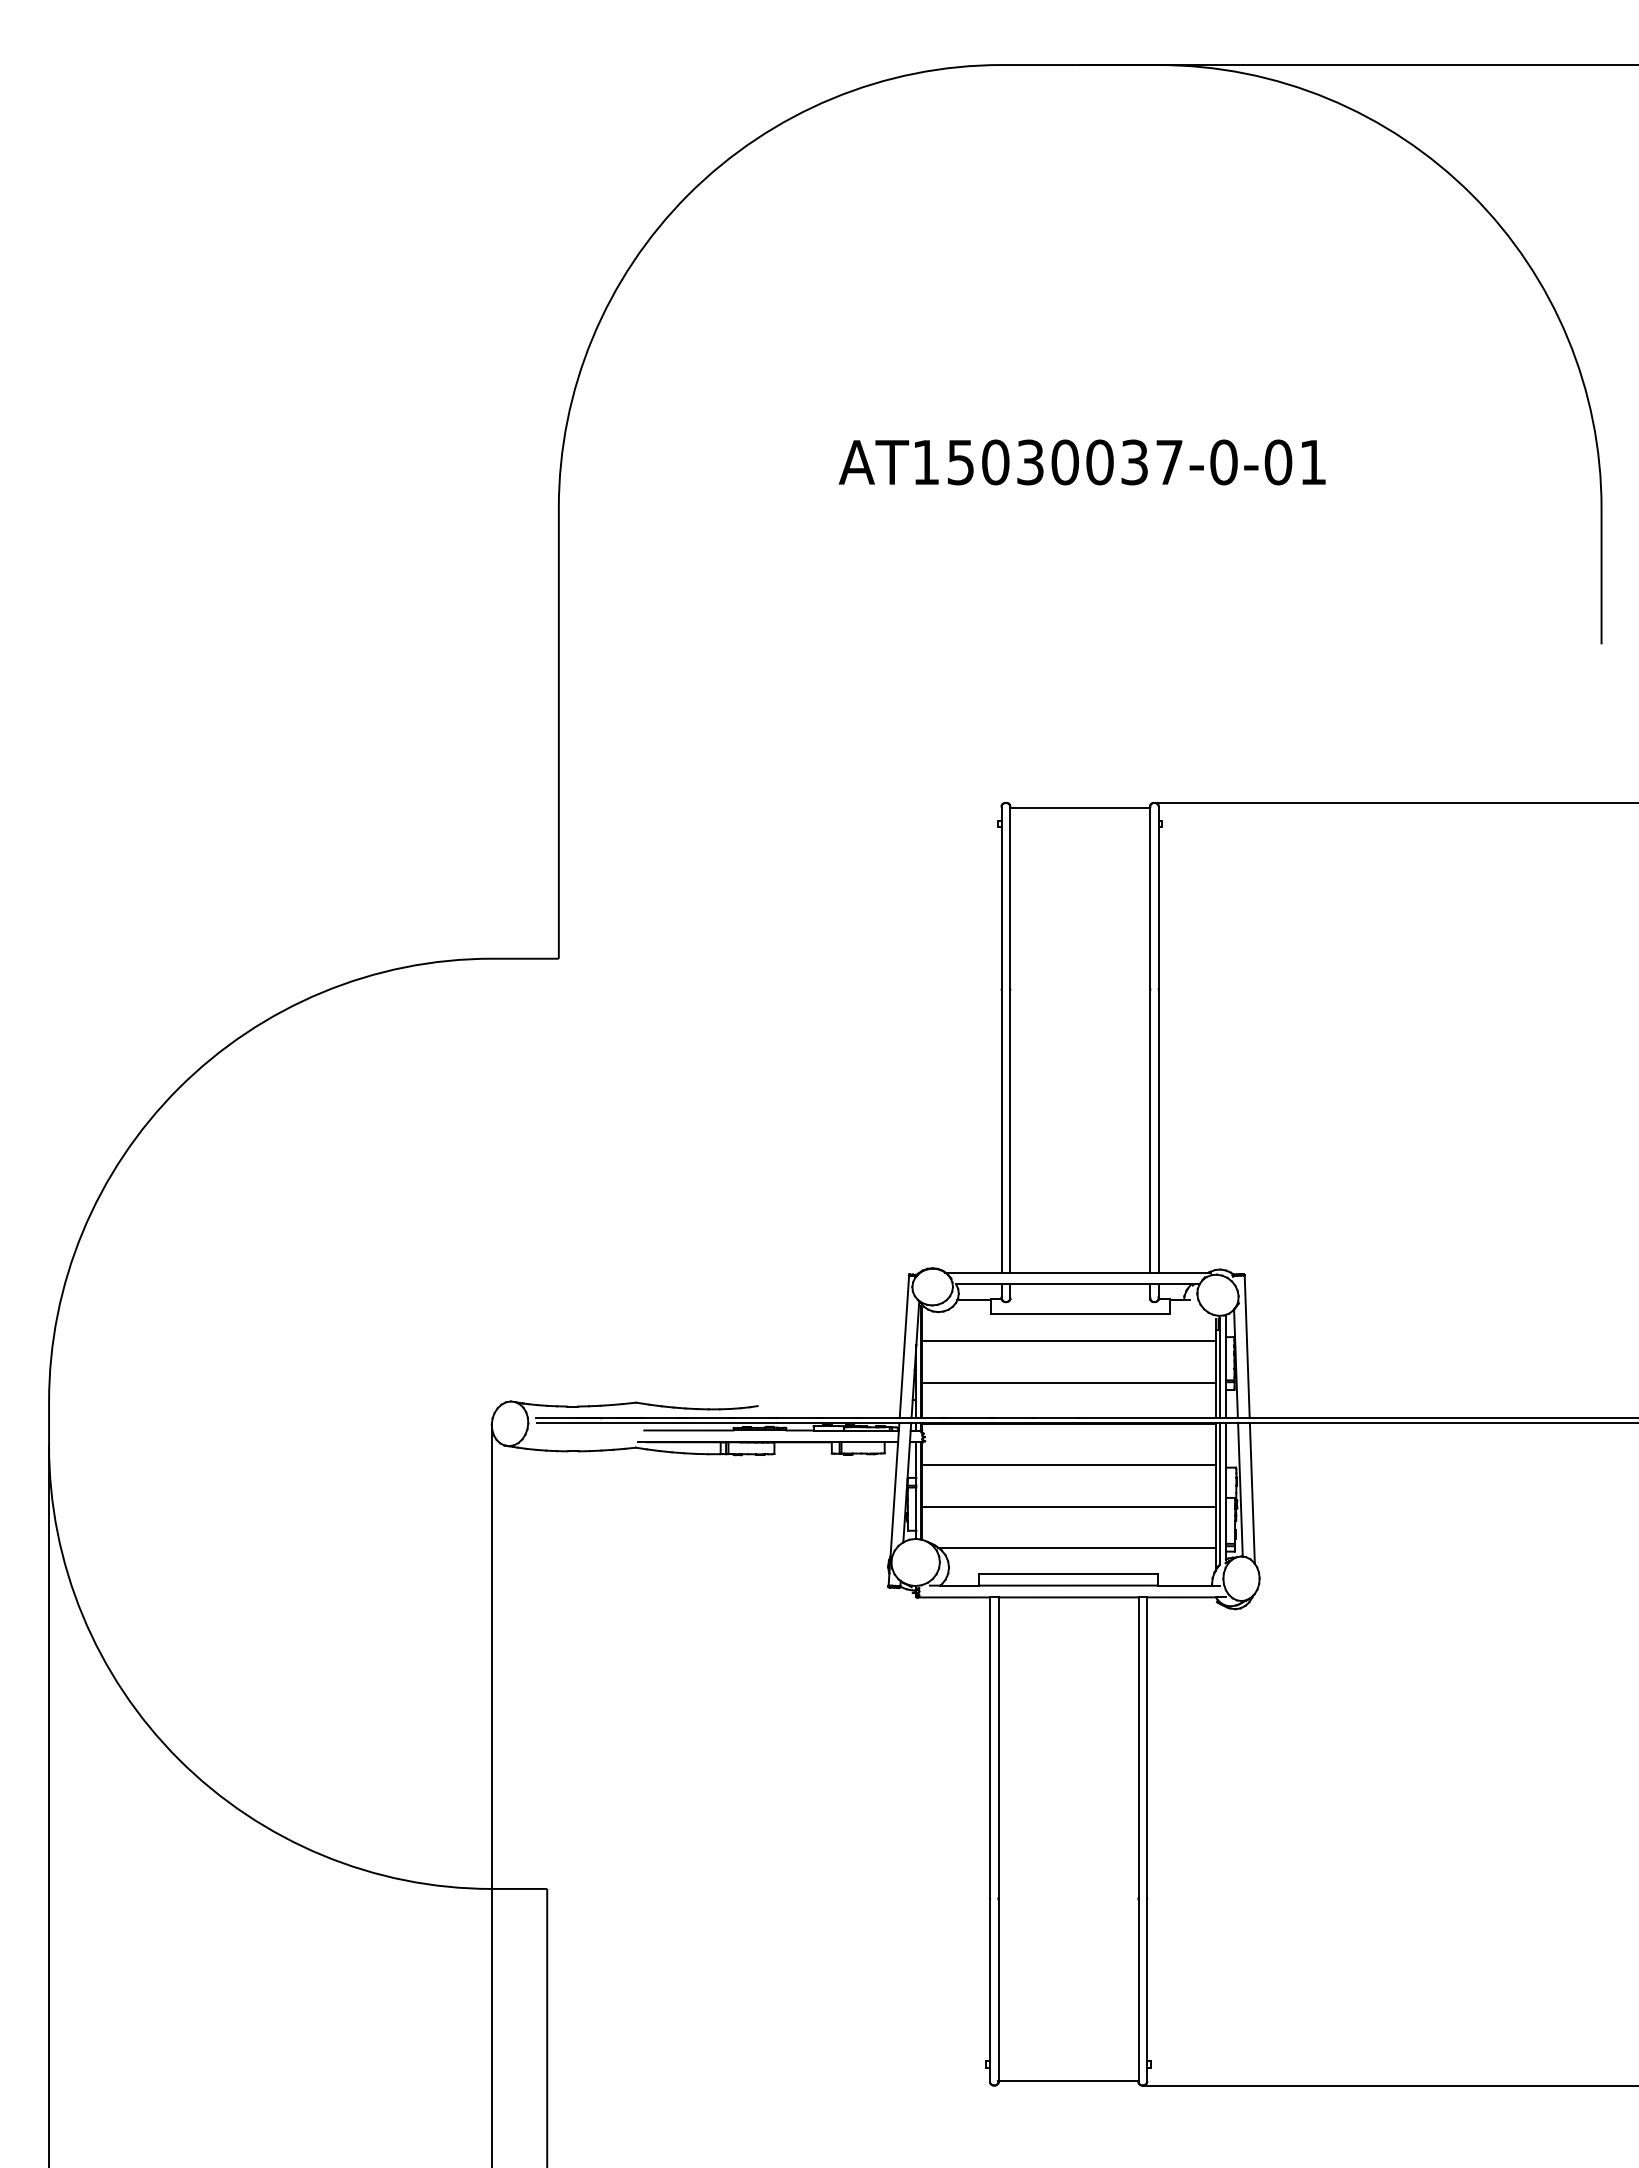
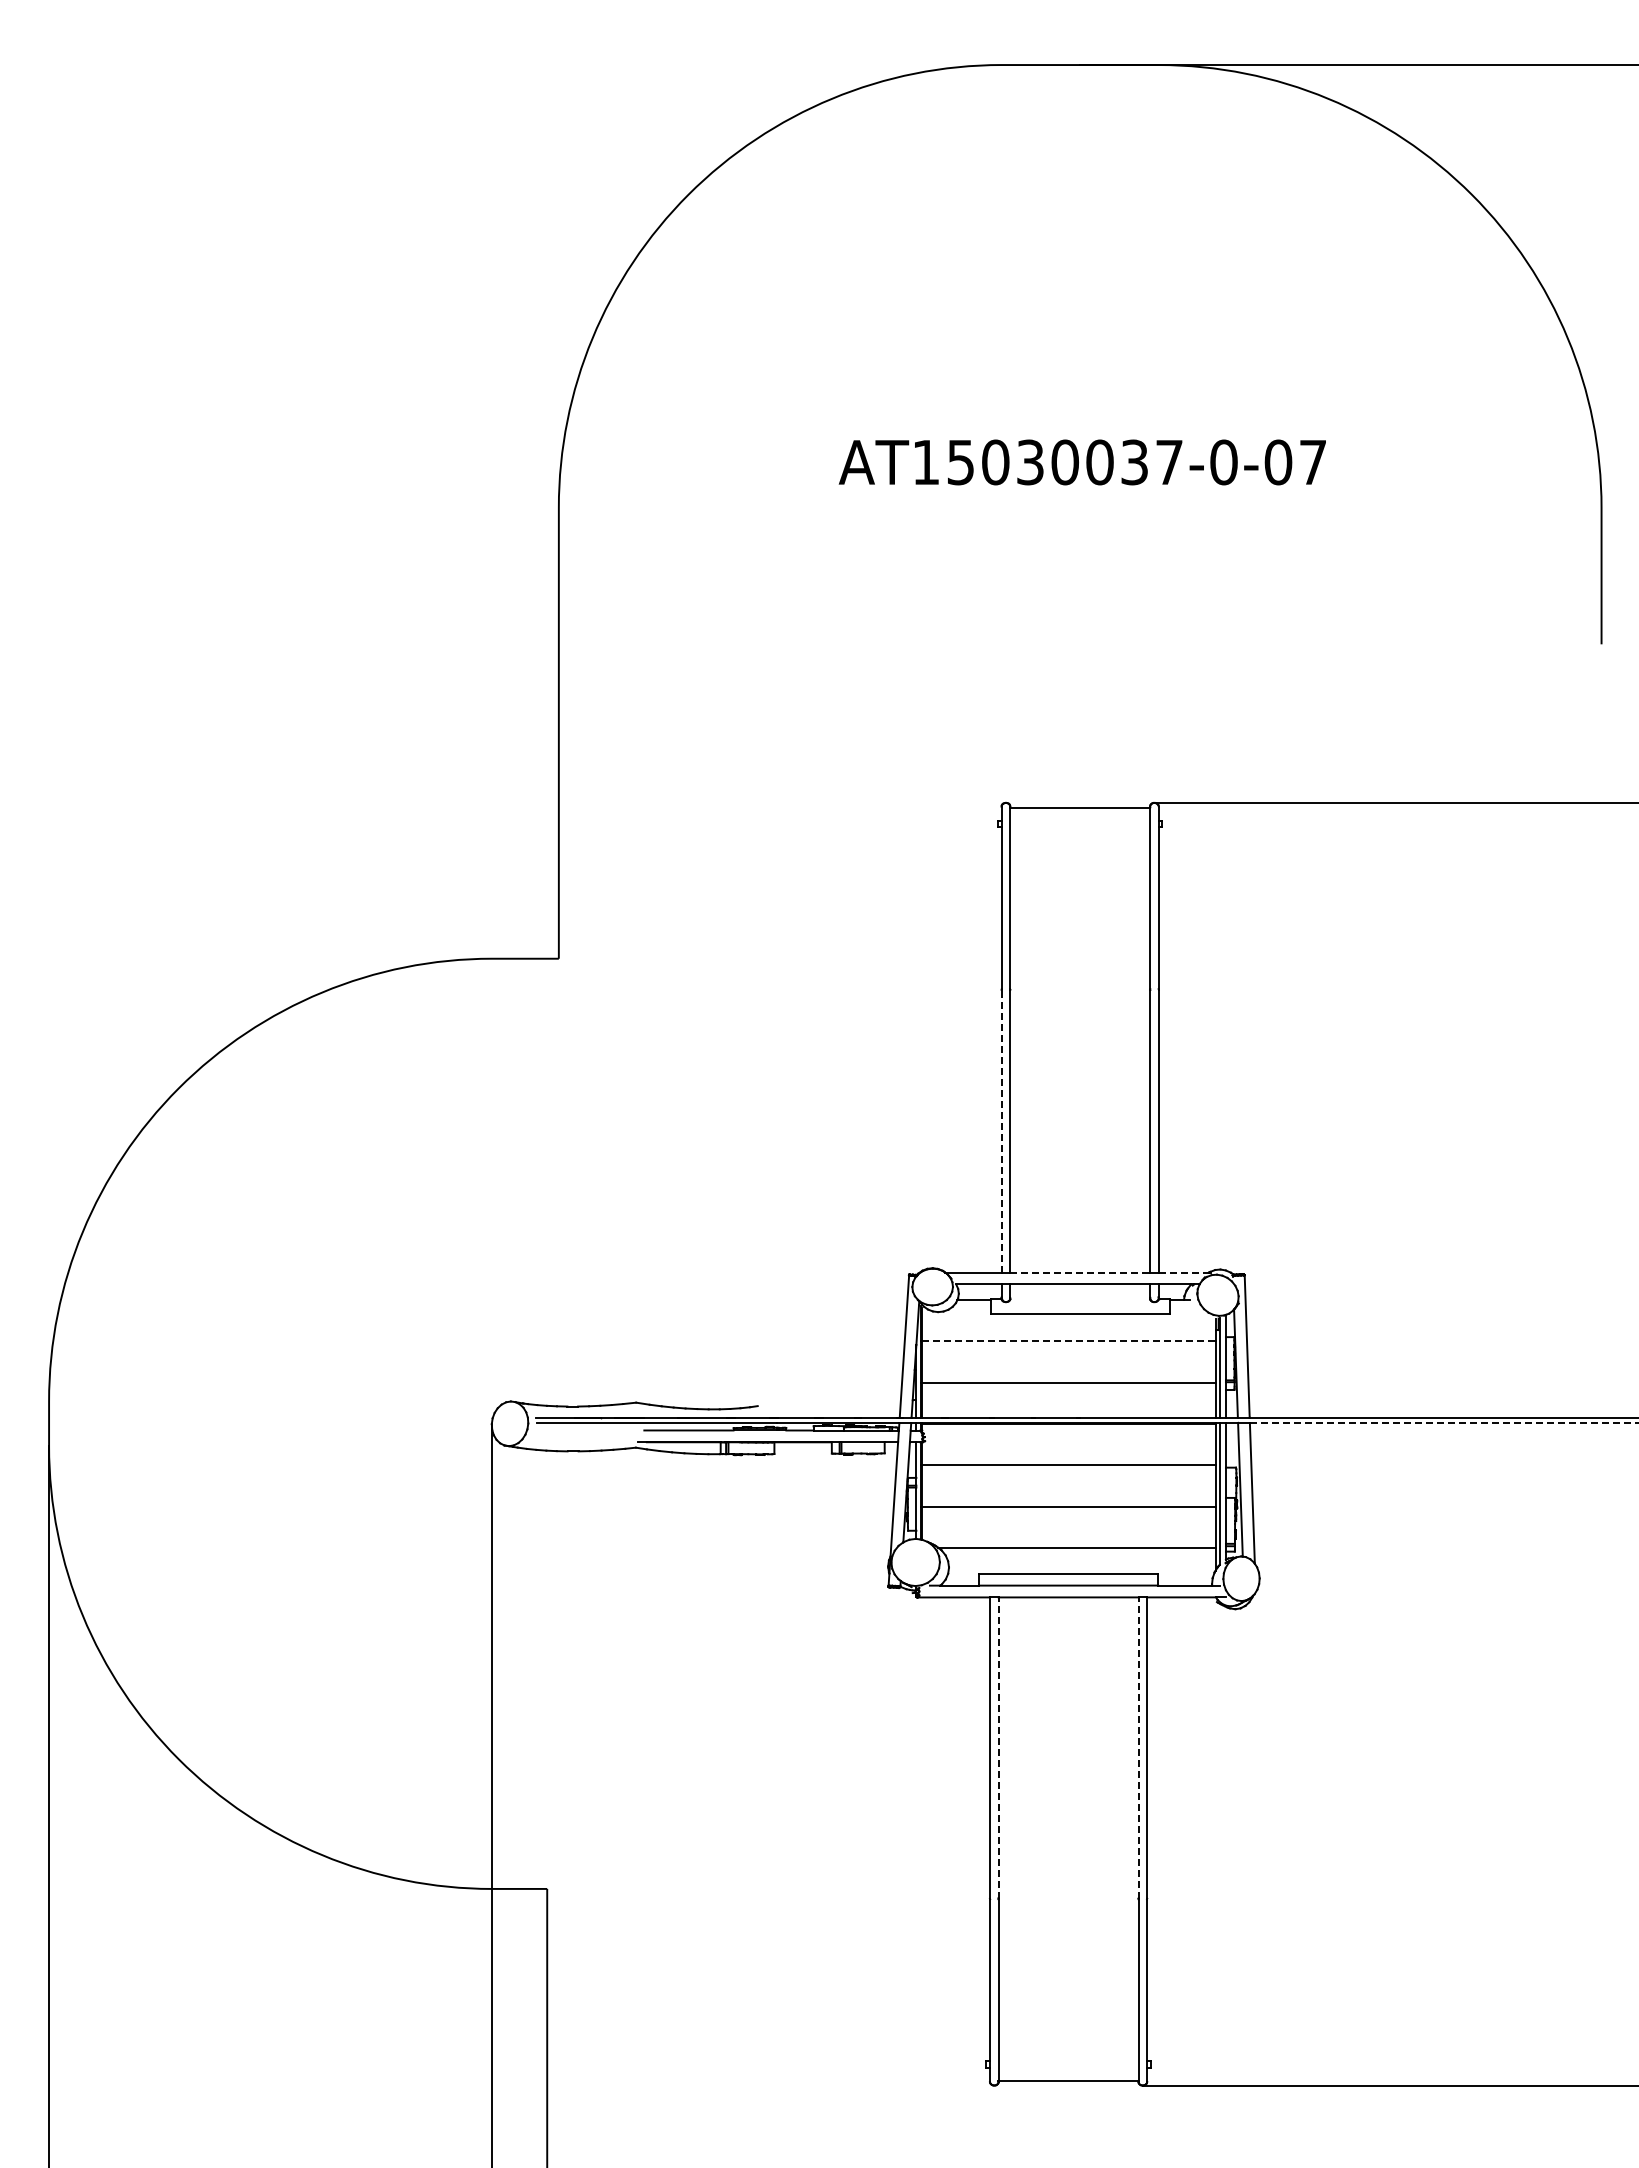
text: AT15030037-0-01 -> AT15030037-0-07 (1312, 462)
line: solid -> dashed (1001, 1130)
line: solid -> dashed (1080, 1272)
line: solid -> dashed (1184, 1272)
line: solid -> dashed (1068, 1341)
line: solid -> dashed (1444, 1422)
line: solid -> dashed (998, 1748)
line: solid -> dashed (1138, 1748)
